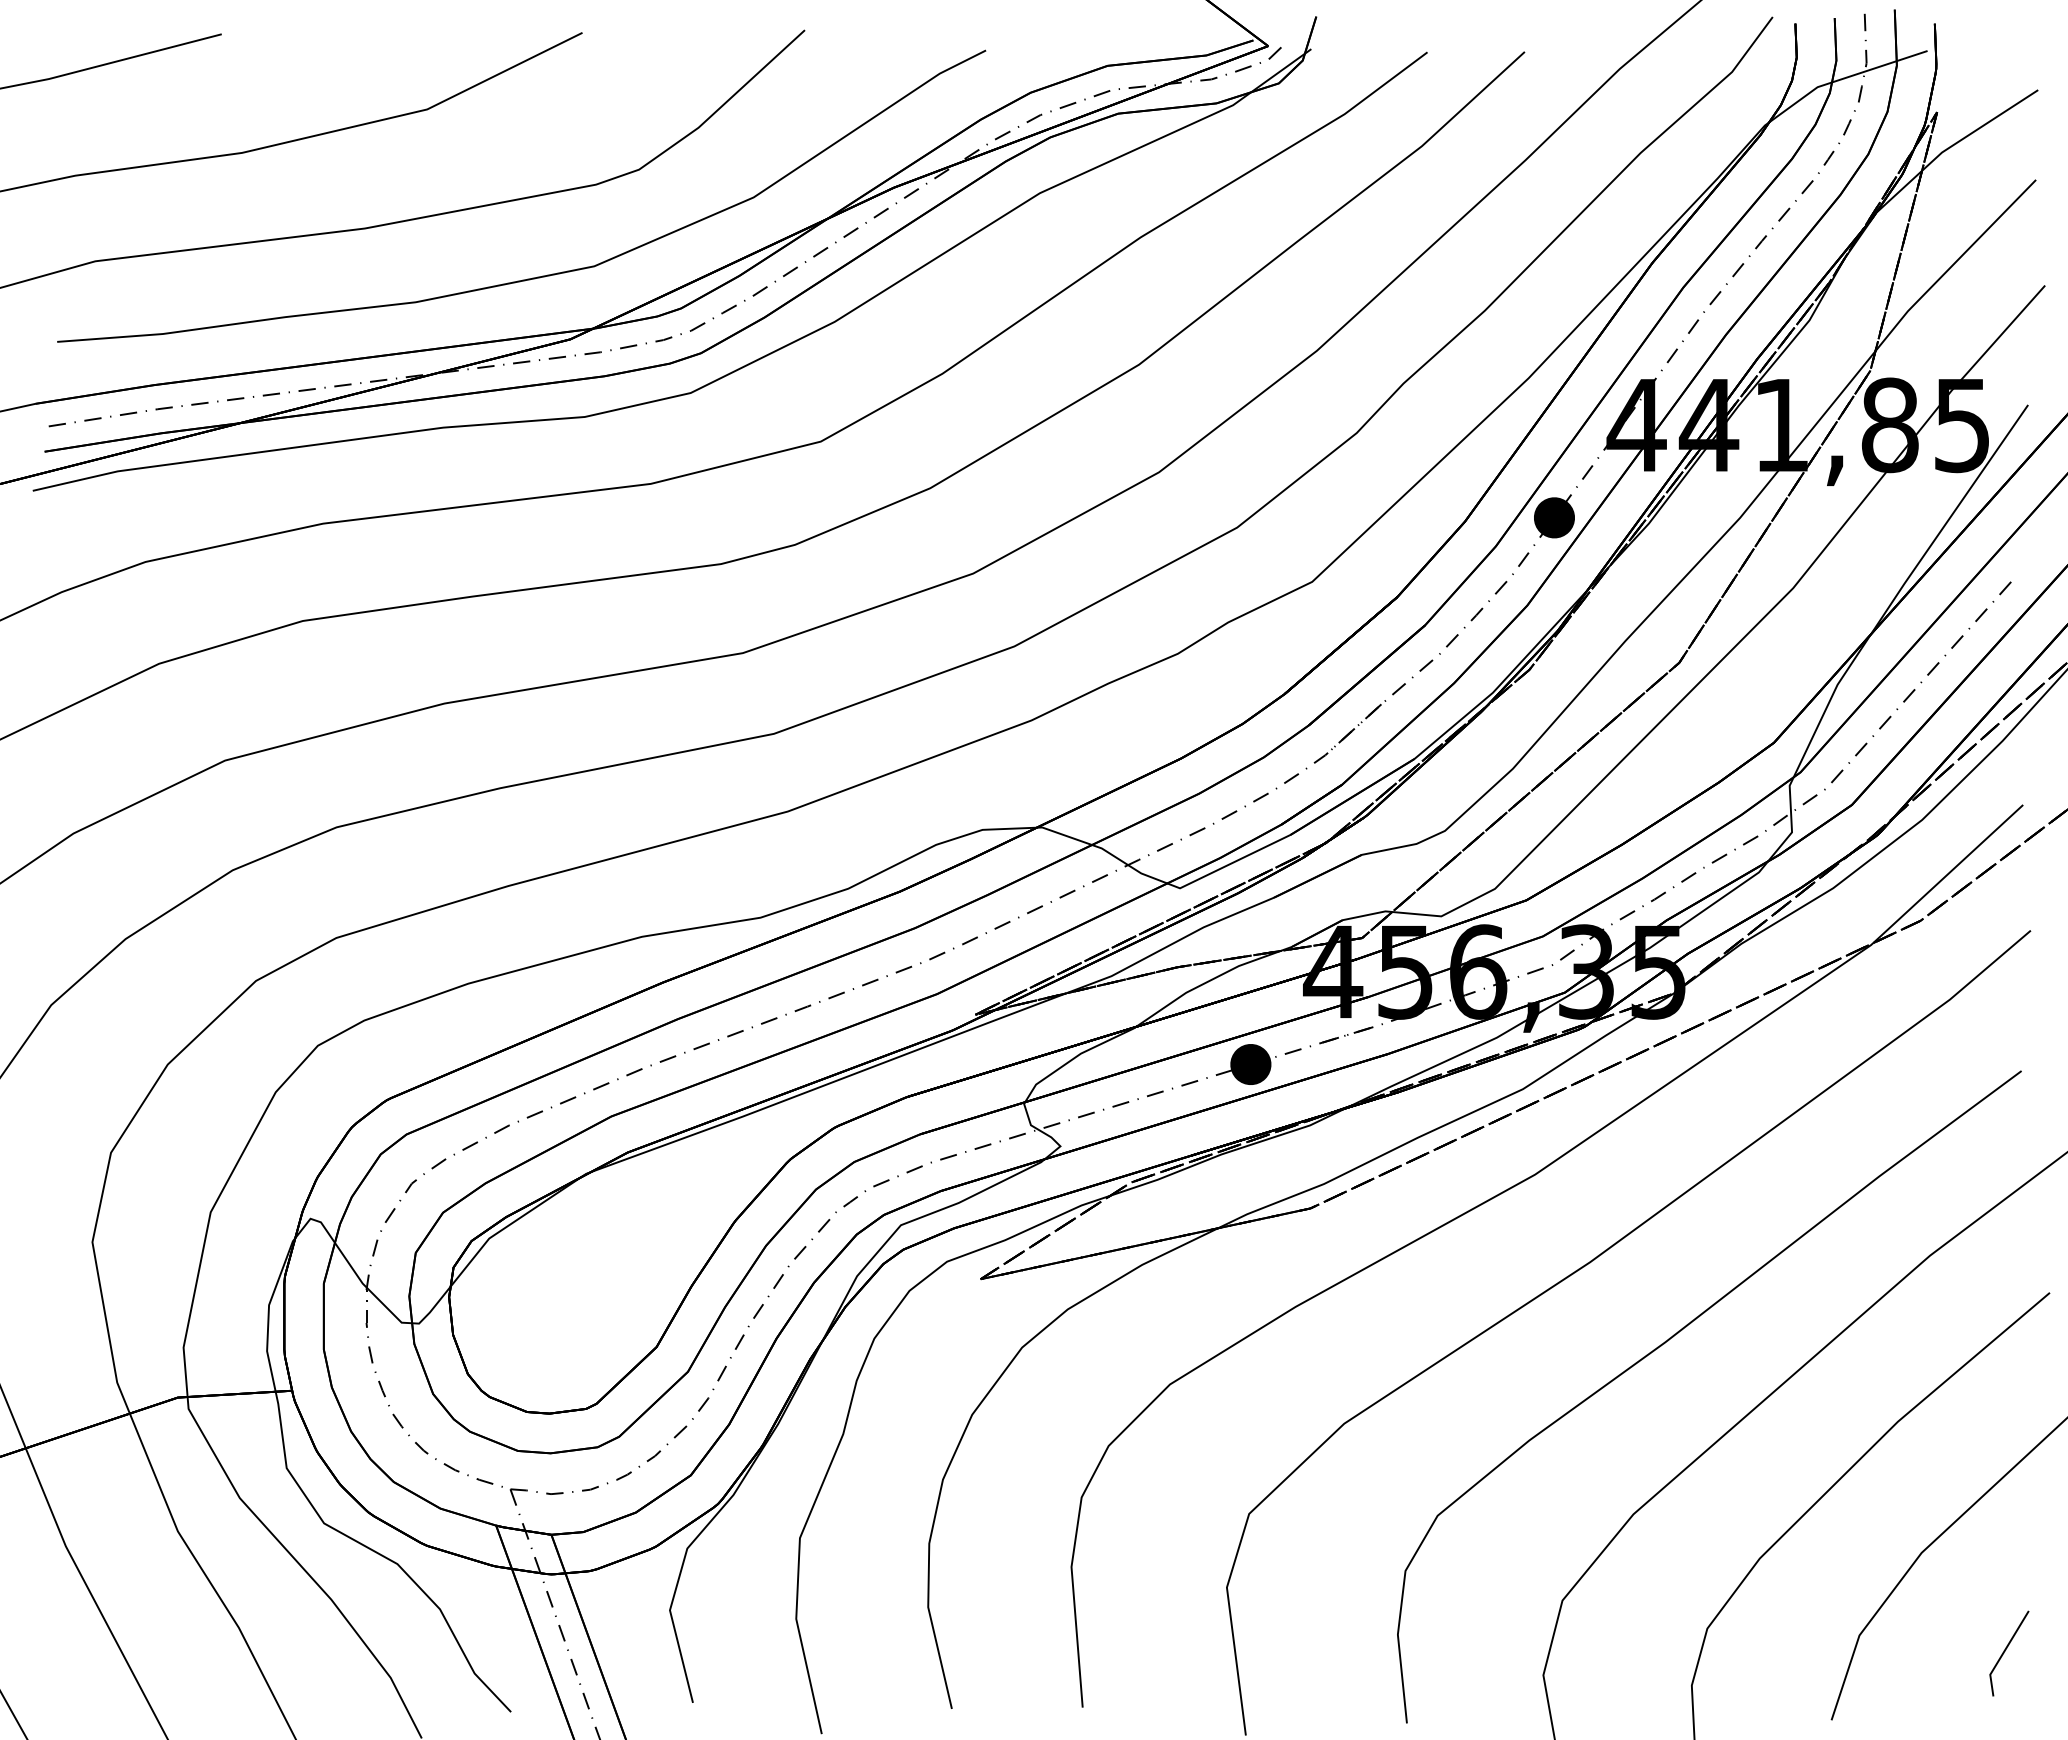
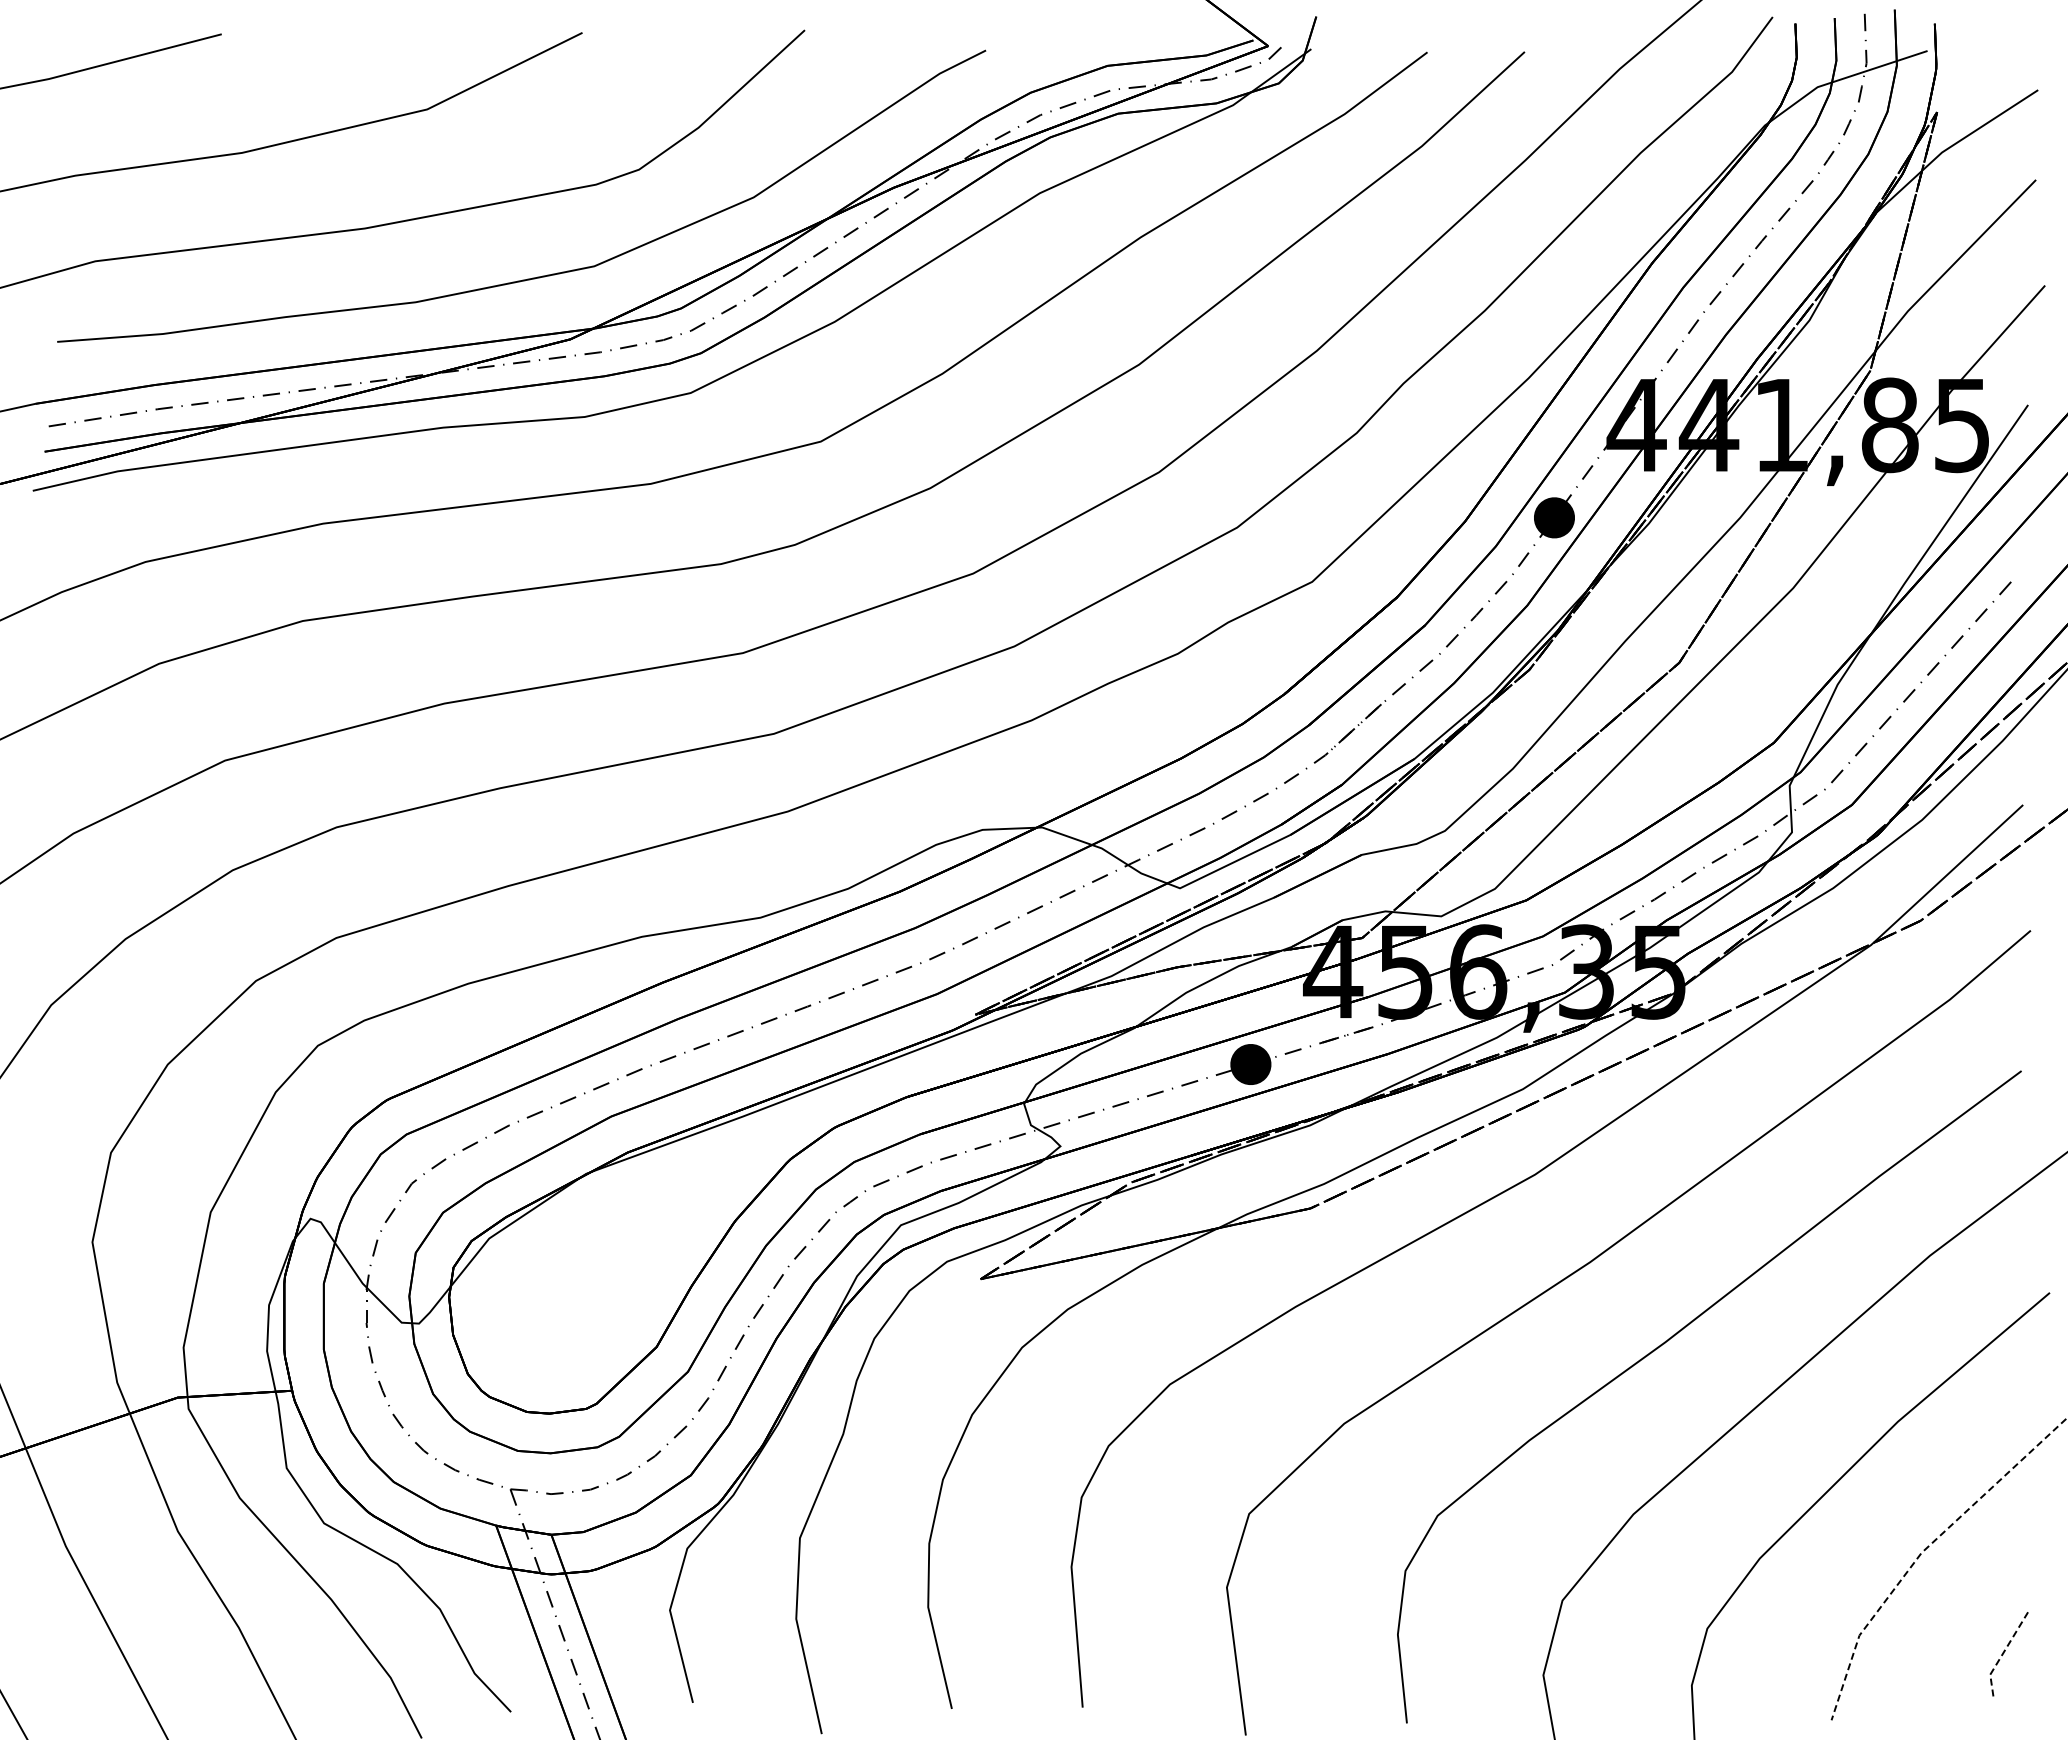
line: solid -> dashed (1923, 1551)
line: solid -> dashed (2003, 1652)
